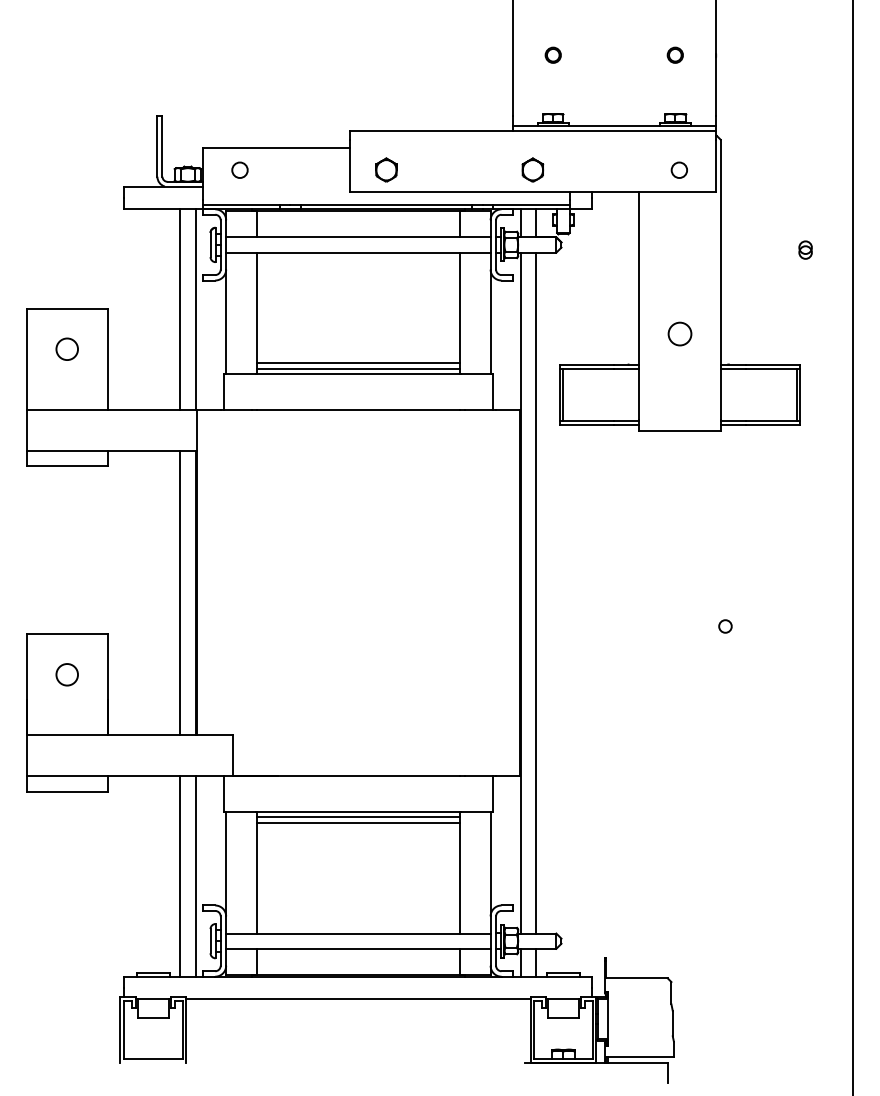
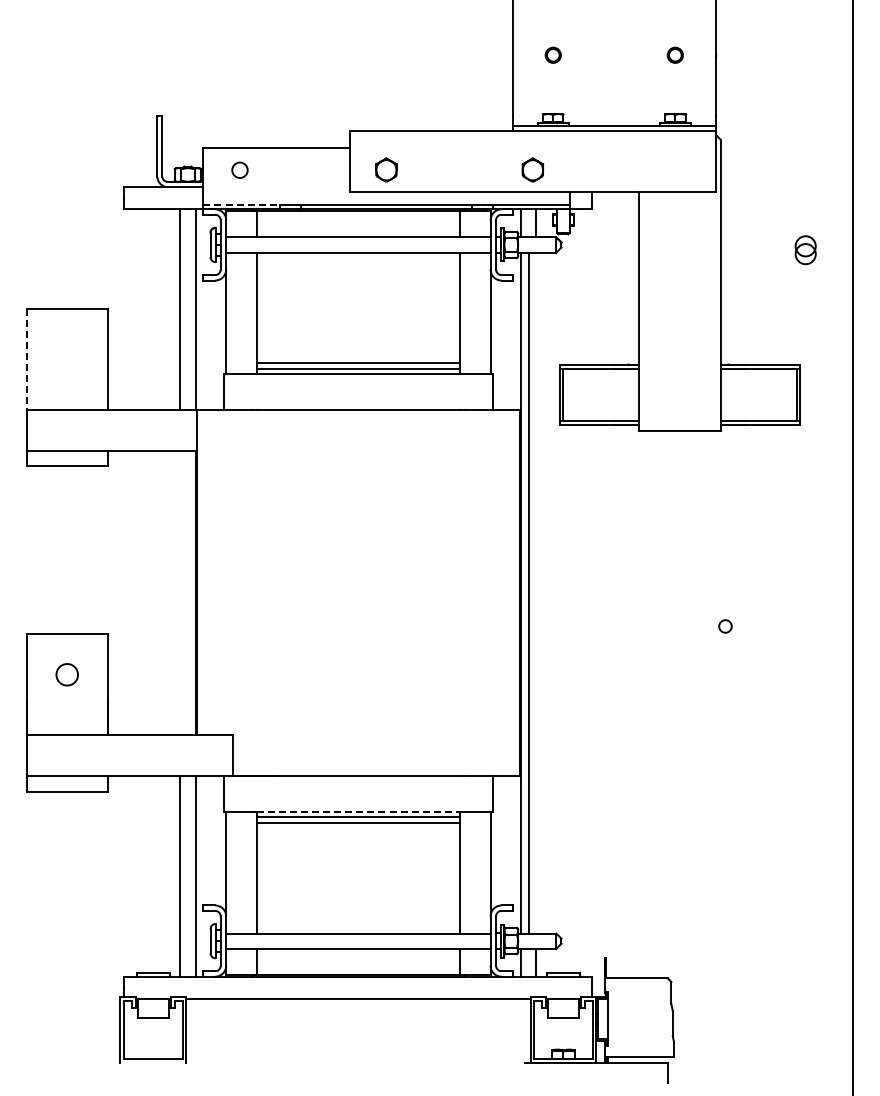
circle: present -> none (678, 169)
line: solid -> dashed (242, 204)
part size: 15x20 px -> 23x31 px (805, 250)
circle: present -> none (679, 333)
circle: present -> none (66, 348)
line: solid -> dashed (26, 359)
line: present -> none (180, 592)
line position: (536, 592) -> (529, 592) (529, 592)
line: solid -> dashed (358, 811)
